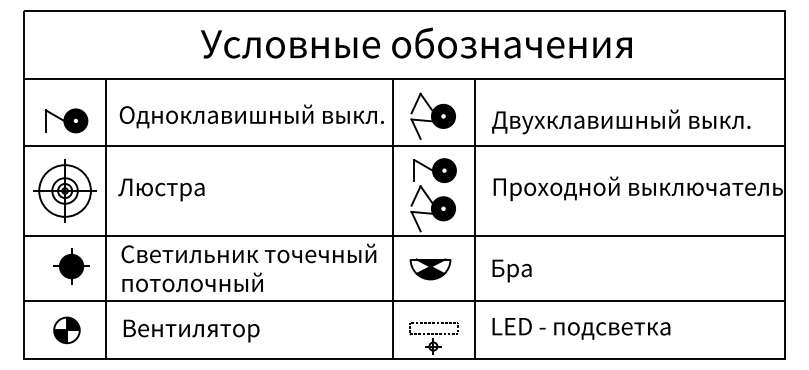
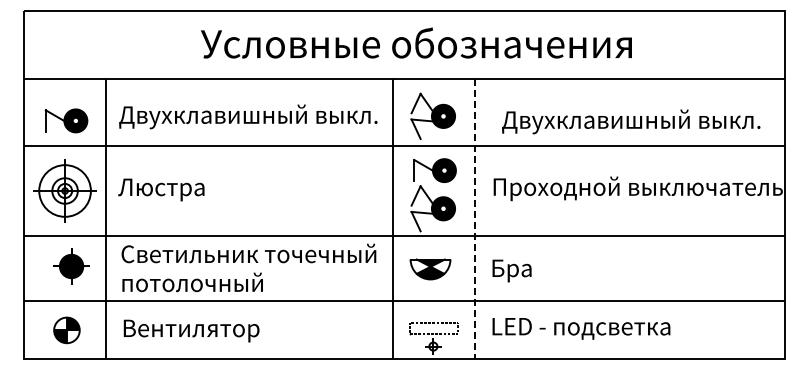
text: Одноклавишный выкл. -> Двухклавишный выкл. (251, 116)
text position: (621, 121) -> (631, 121) (631, 121)
line: solid -> dashed (474, 219)
